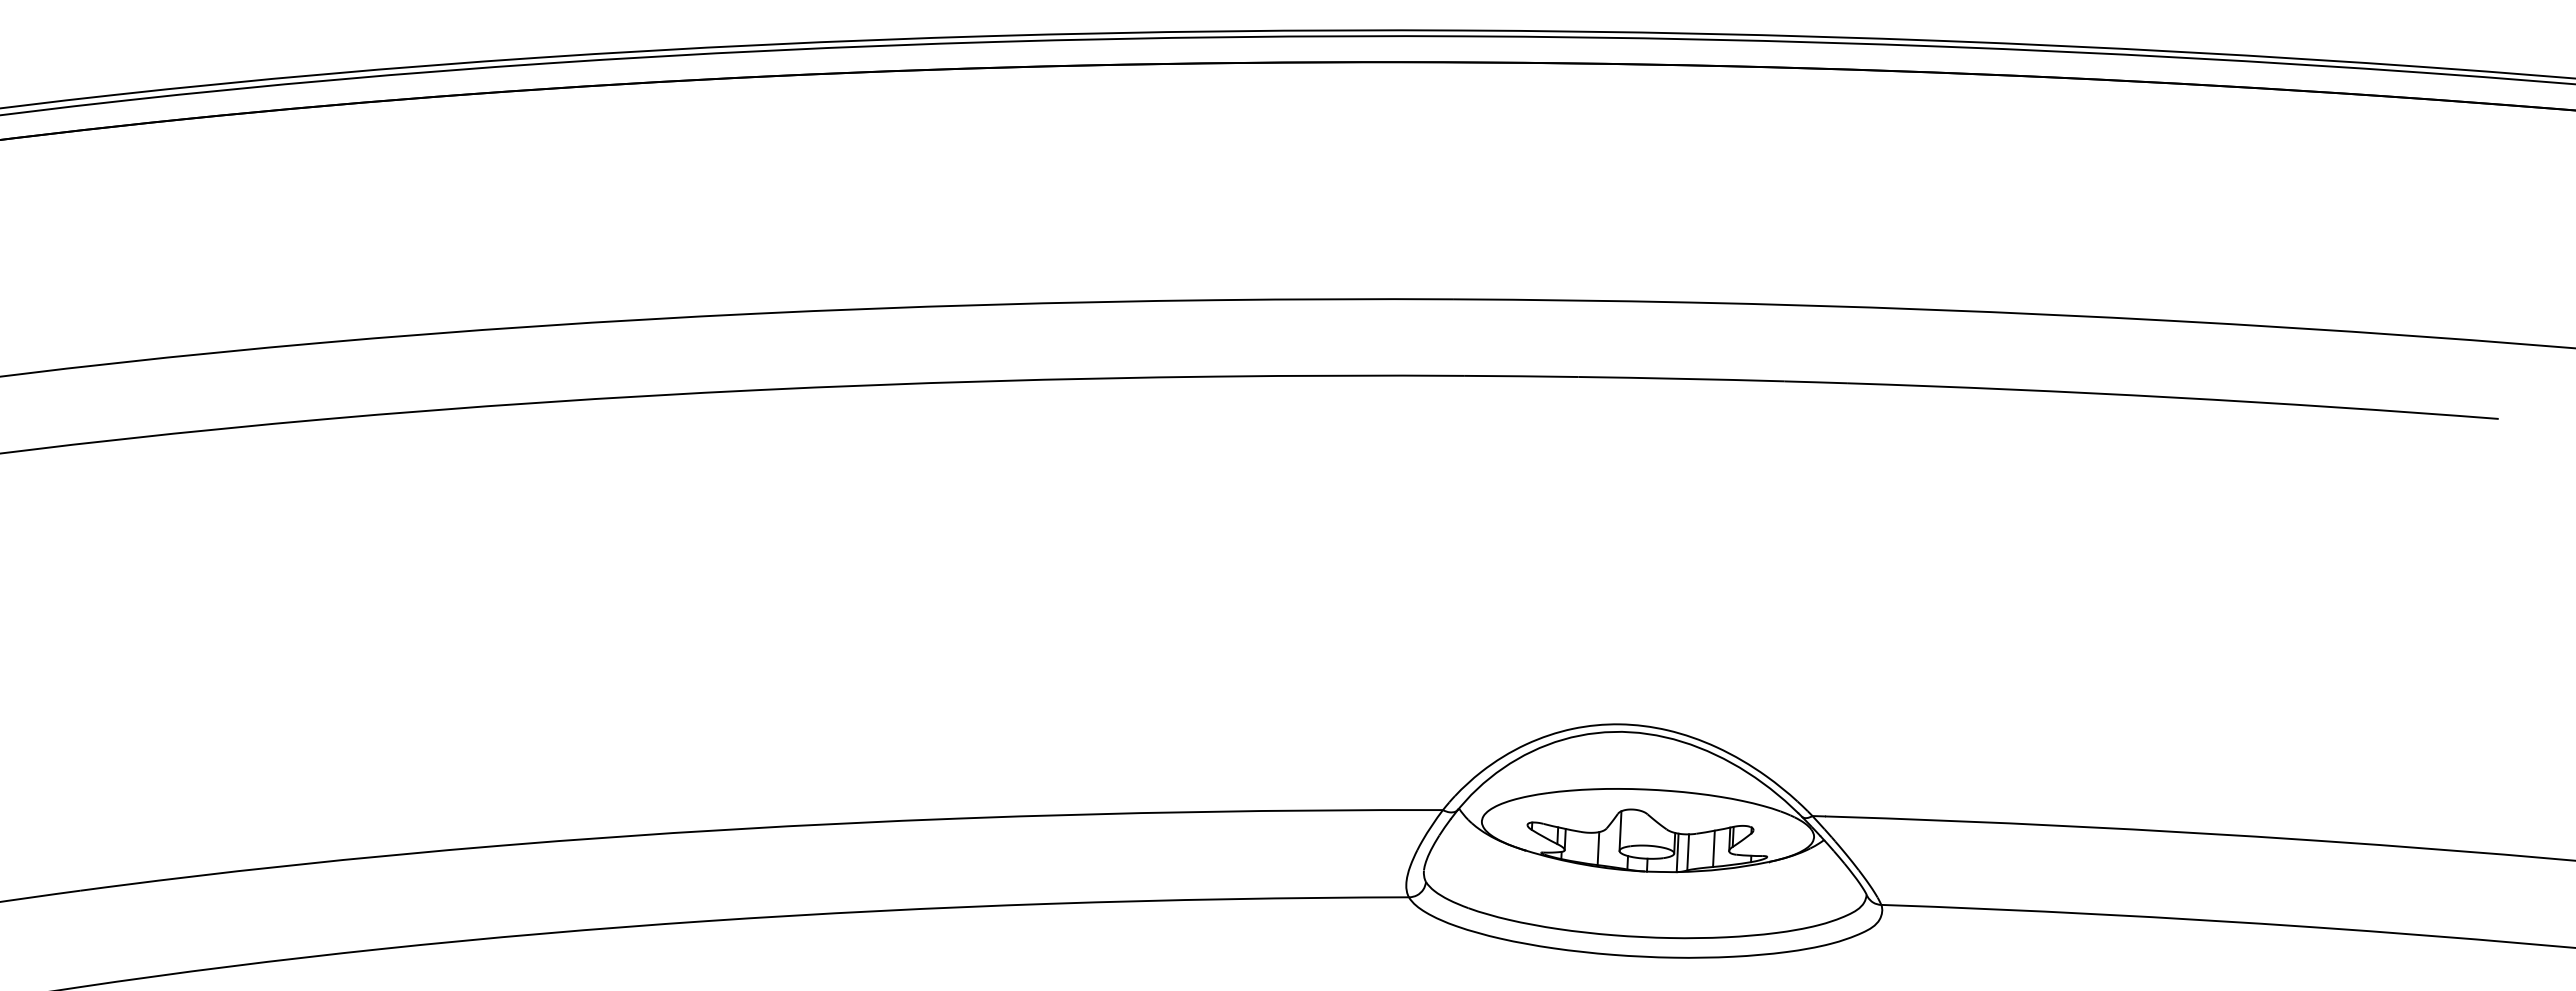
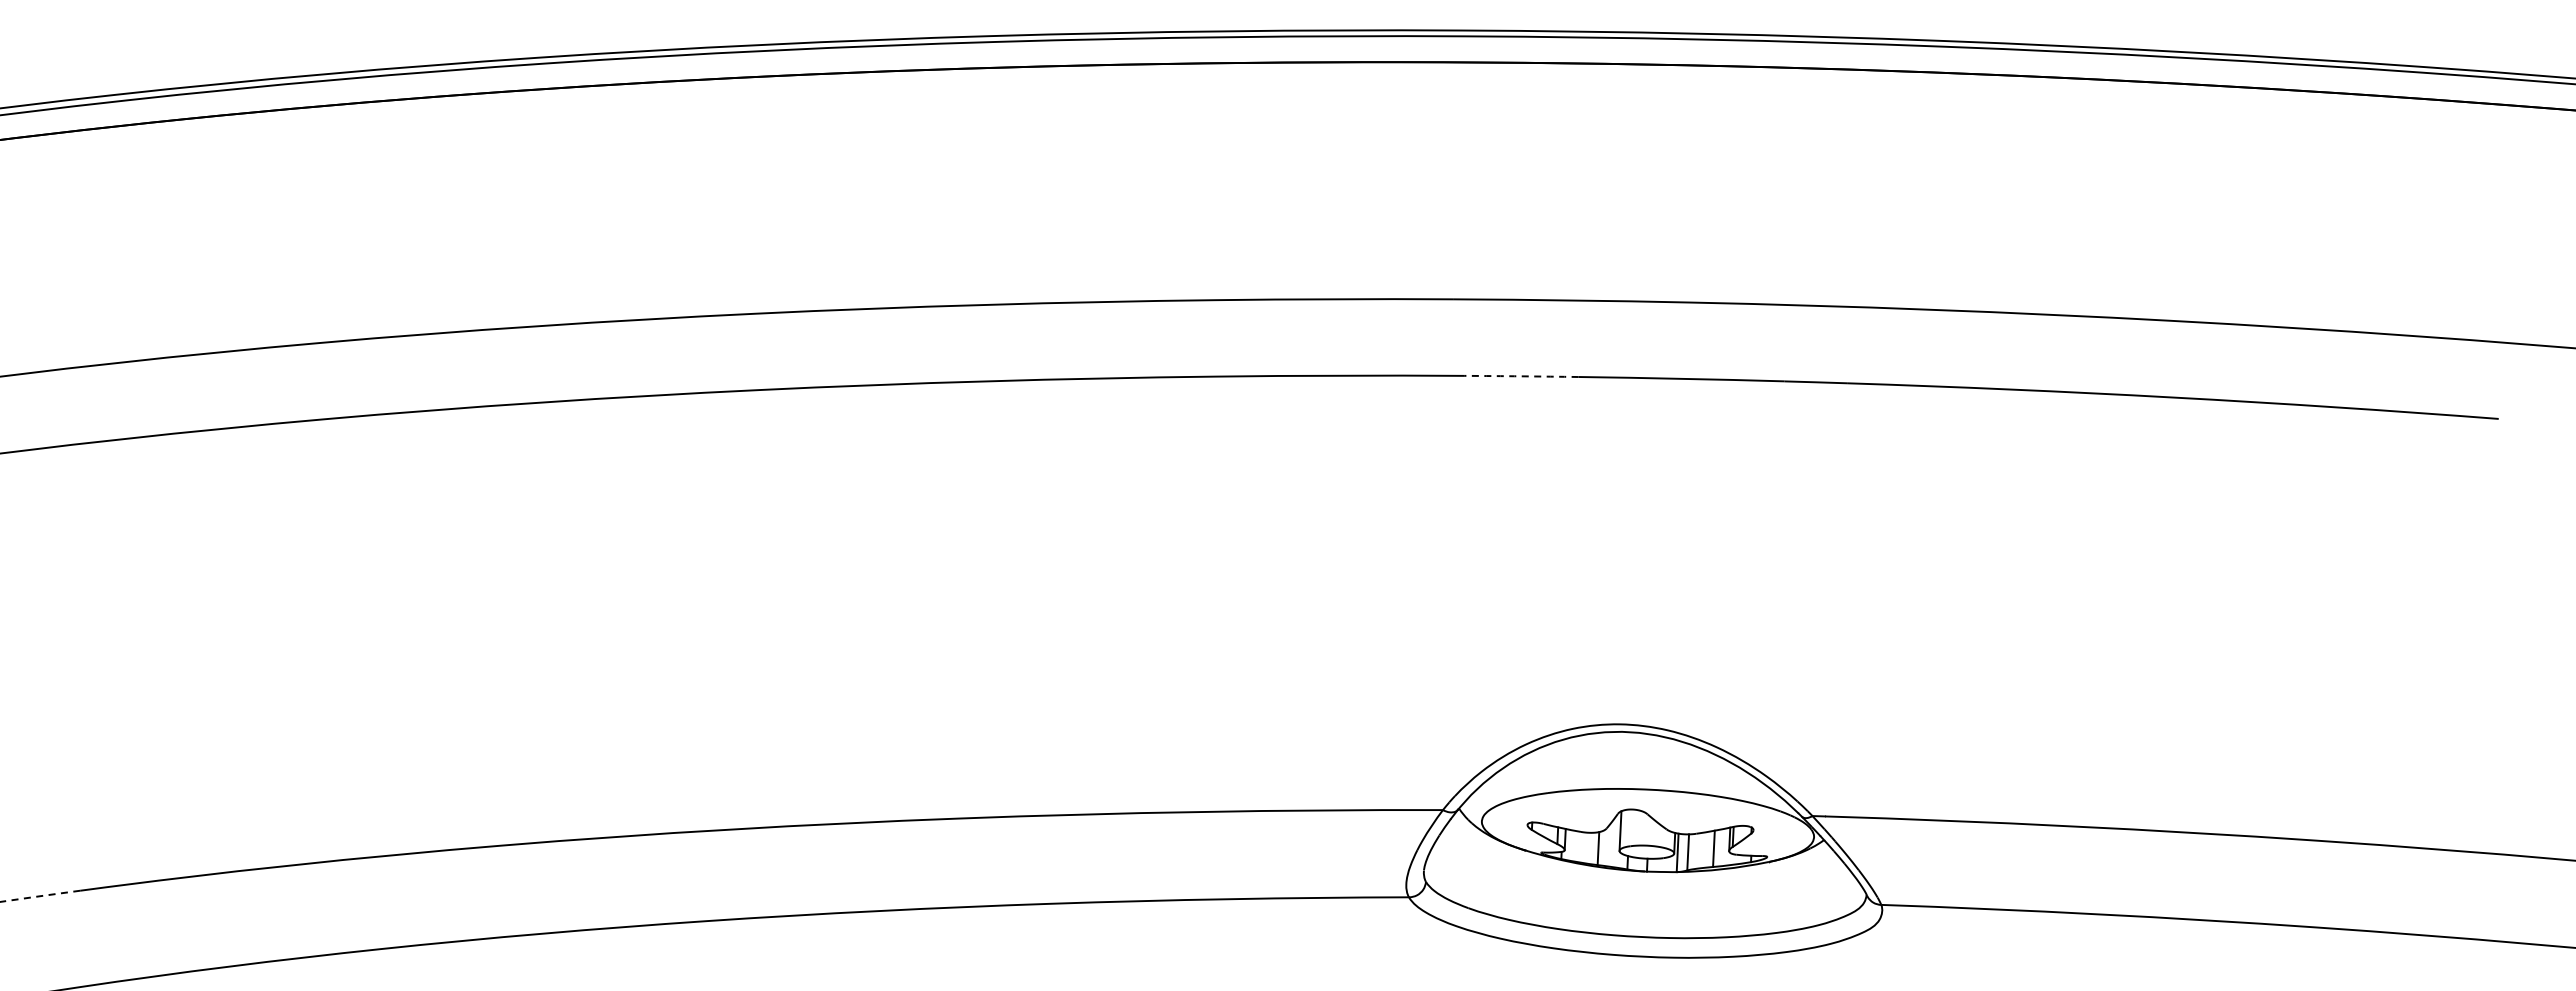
arc: solid -> dashed (1521, 376)
arc: solid -> dashed (39, 896)
